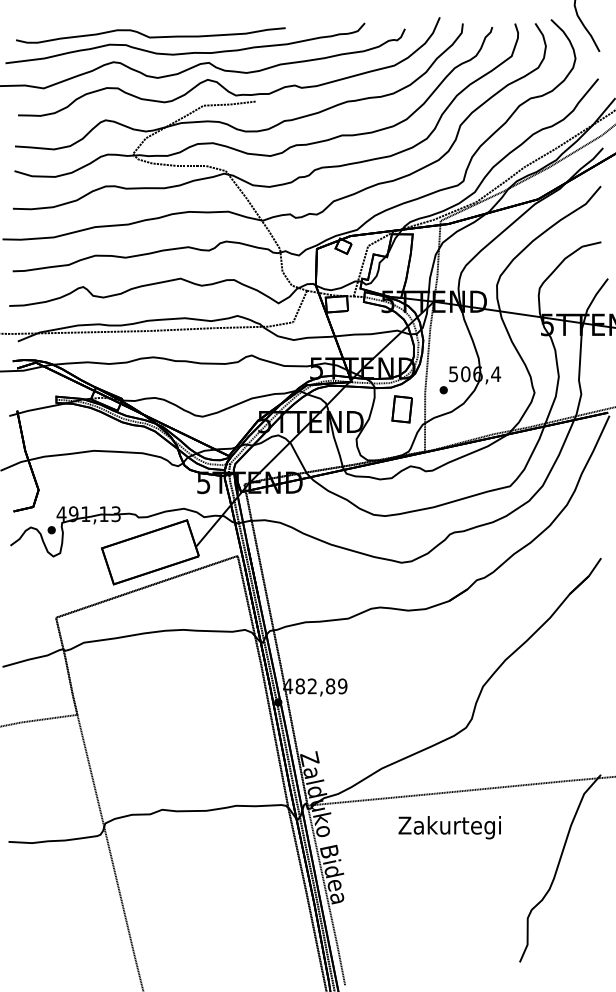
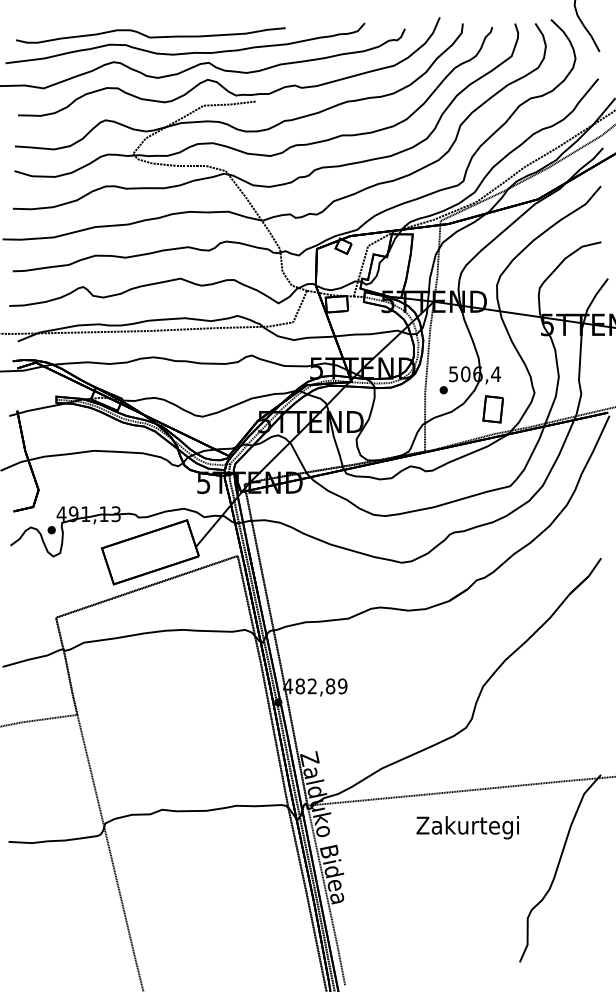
part position: (401, 409) -> (492, 409) (492, 409)
text position: (449, 827) -> (467, 827) (467, 827)
